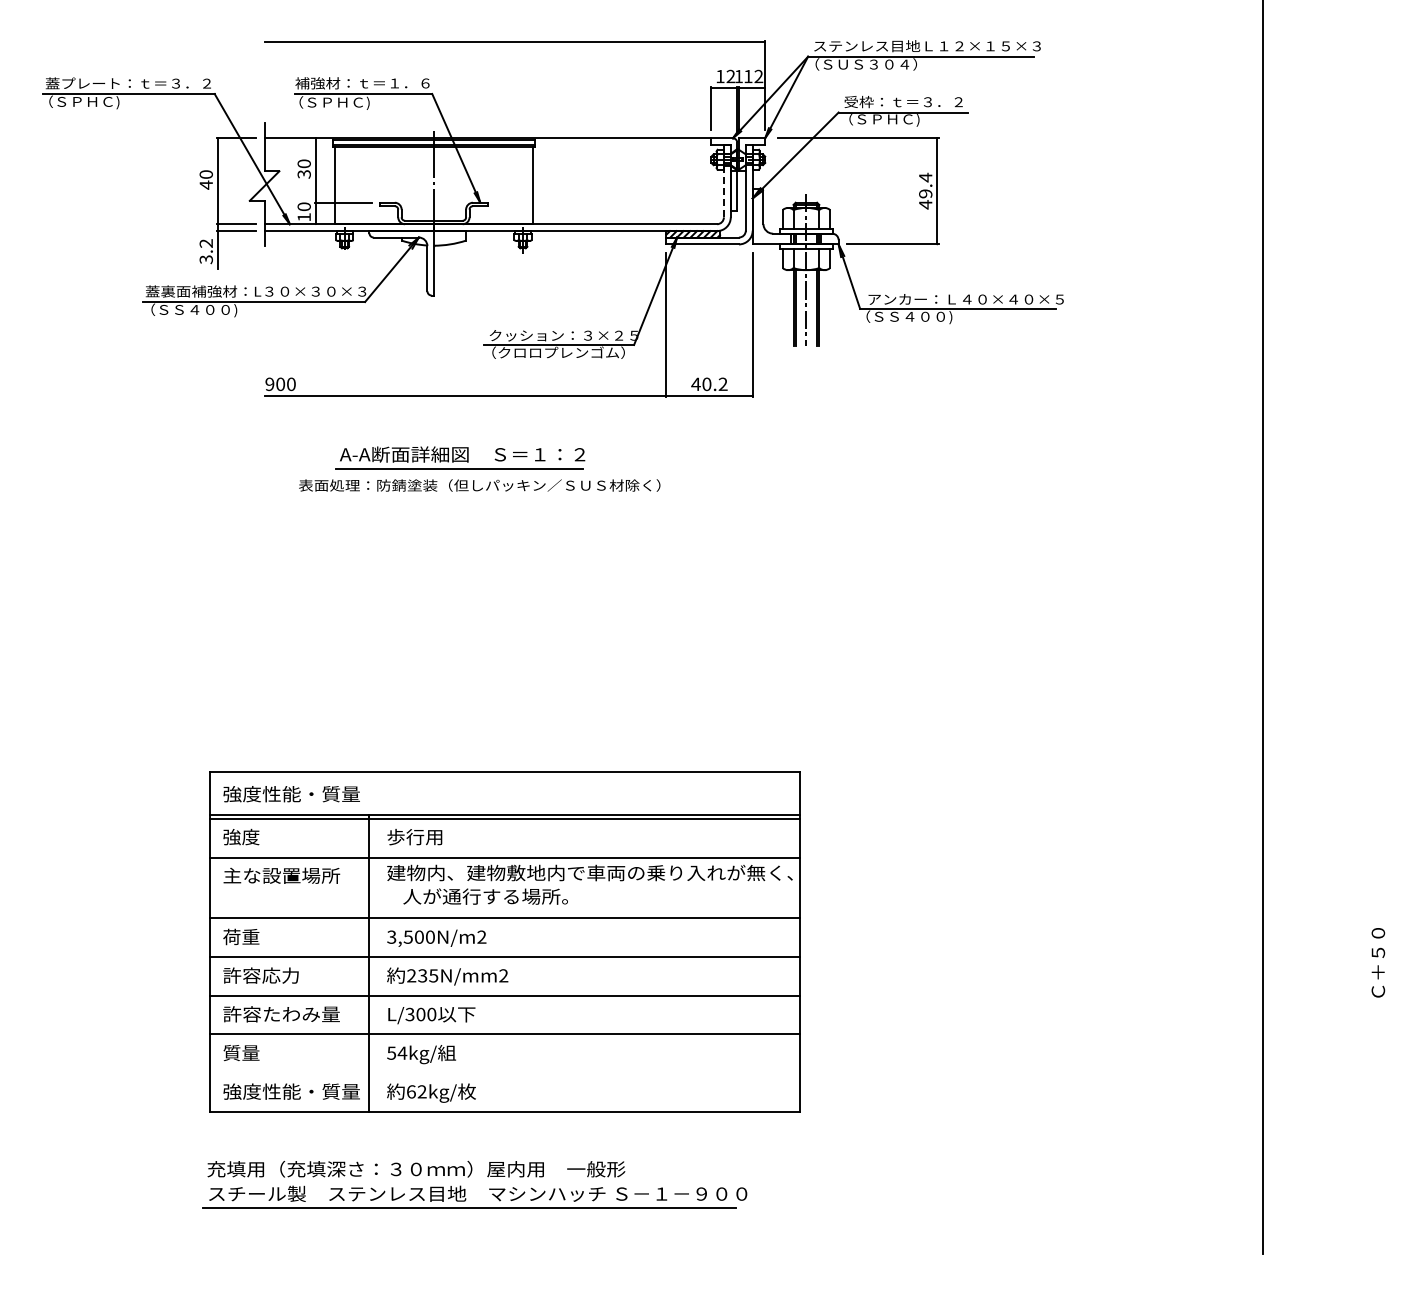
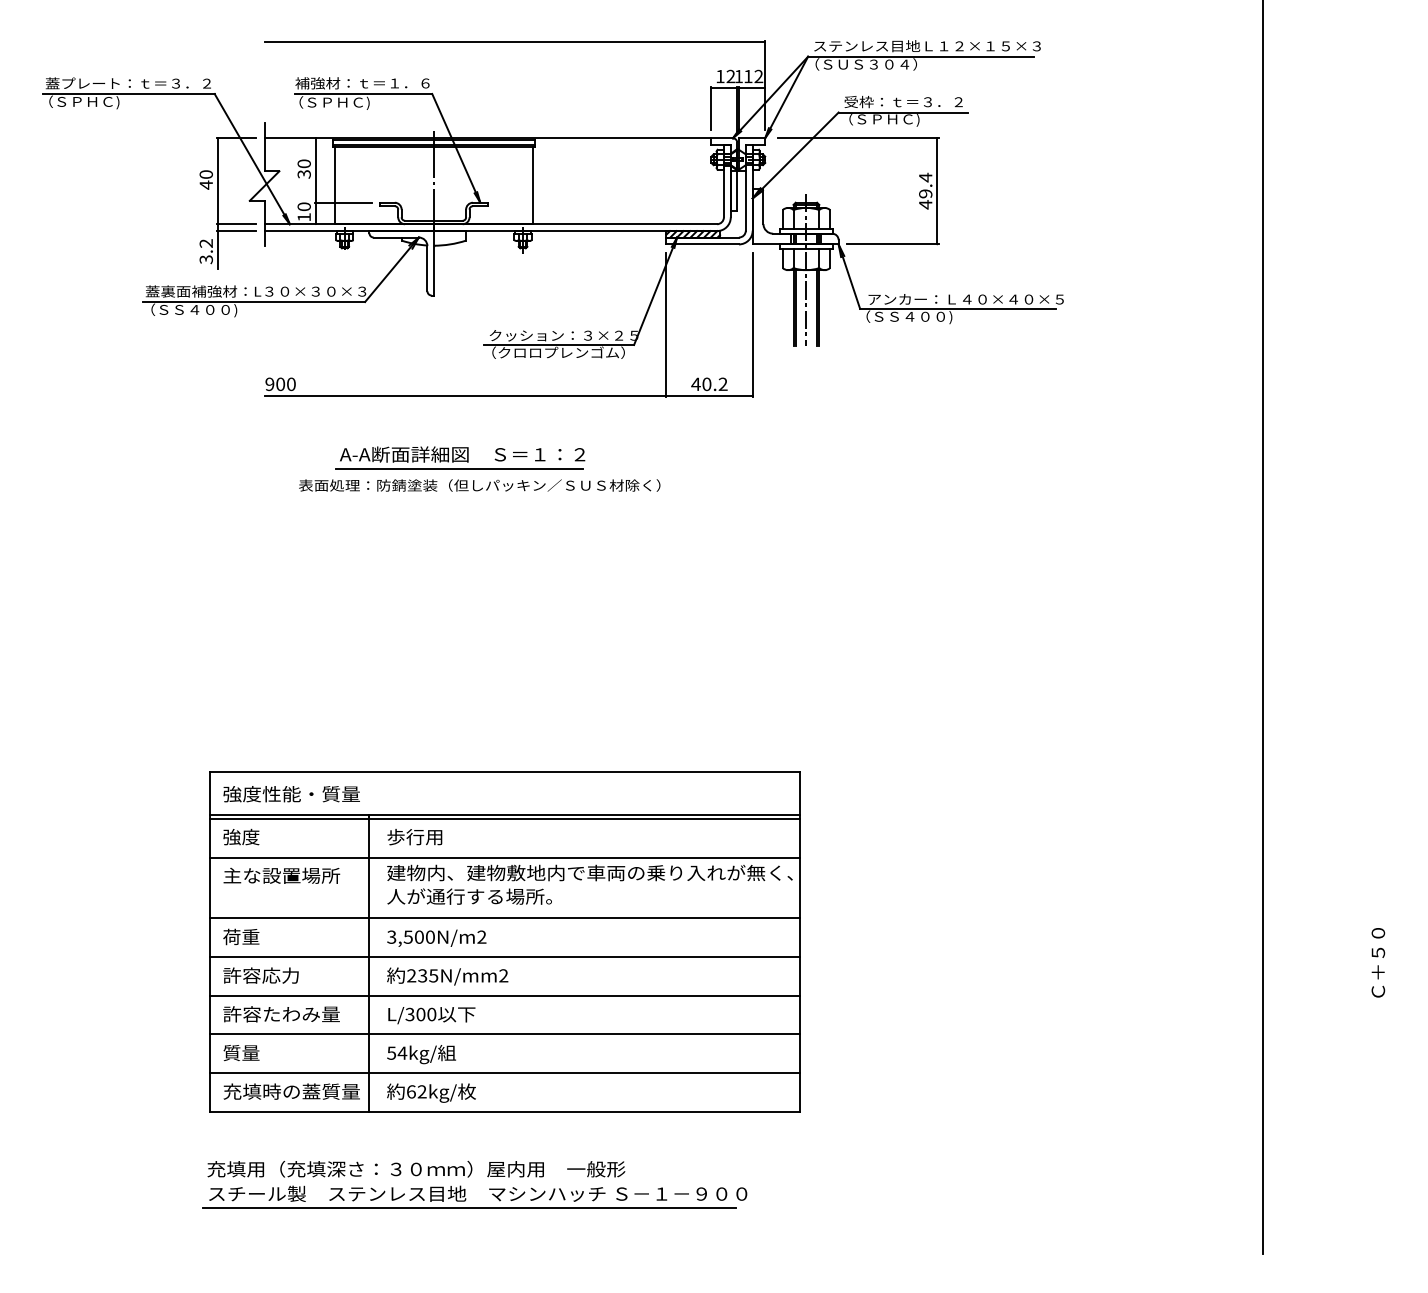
line: dashed -> solid (723, 191)
text position: (485, 896) -> (469, 896) (469, 896)
line: none -> present (504, 1072)
text: 強度性能・質量 -> 充填時の蓋質量 (271, 1091)
